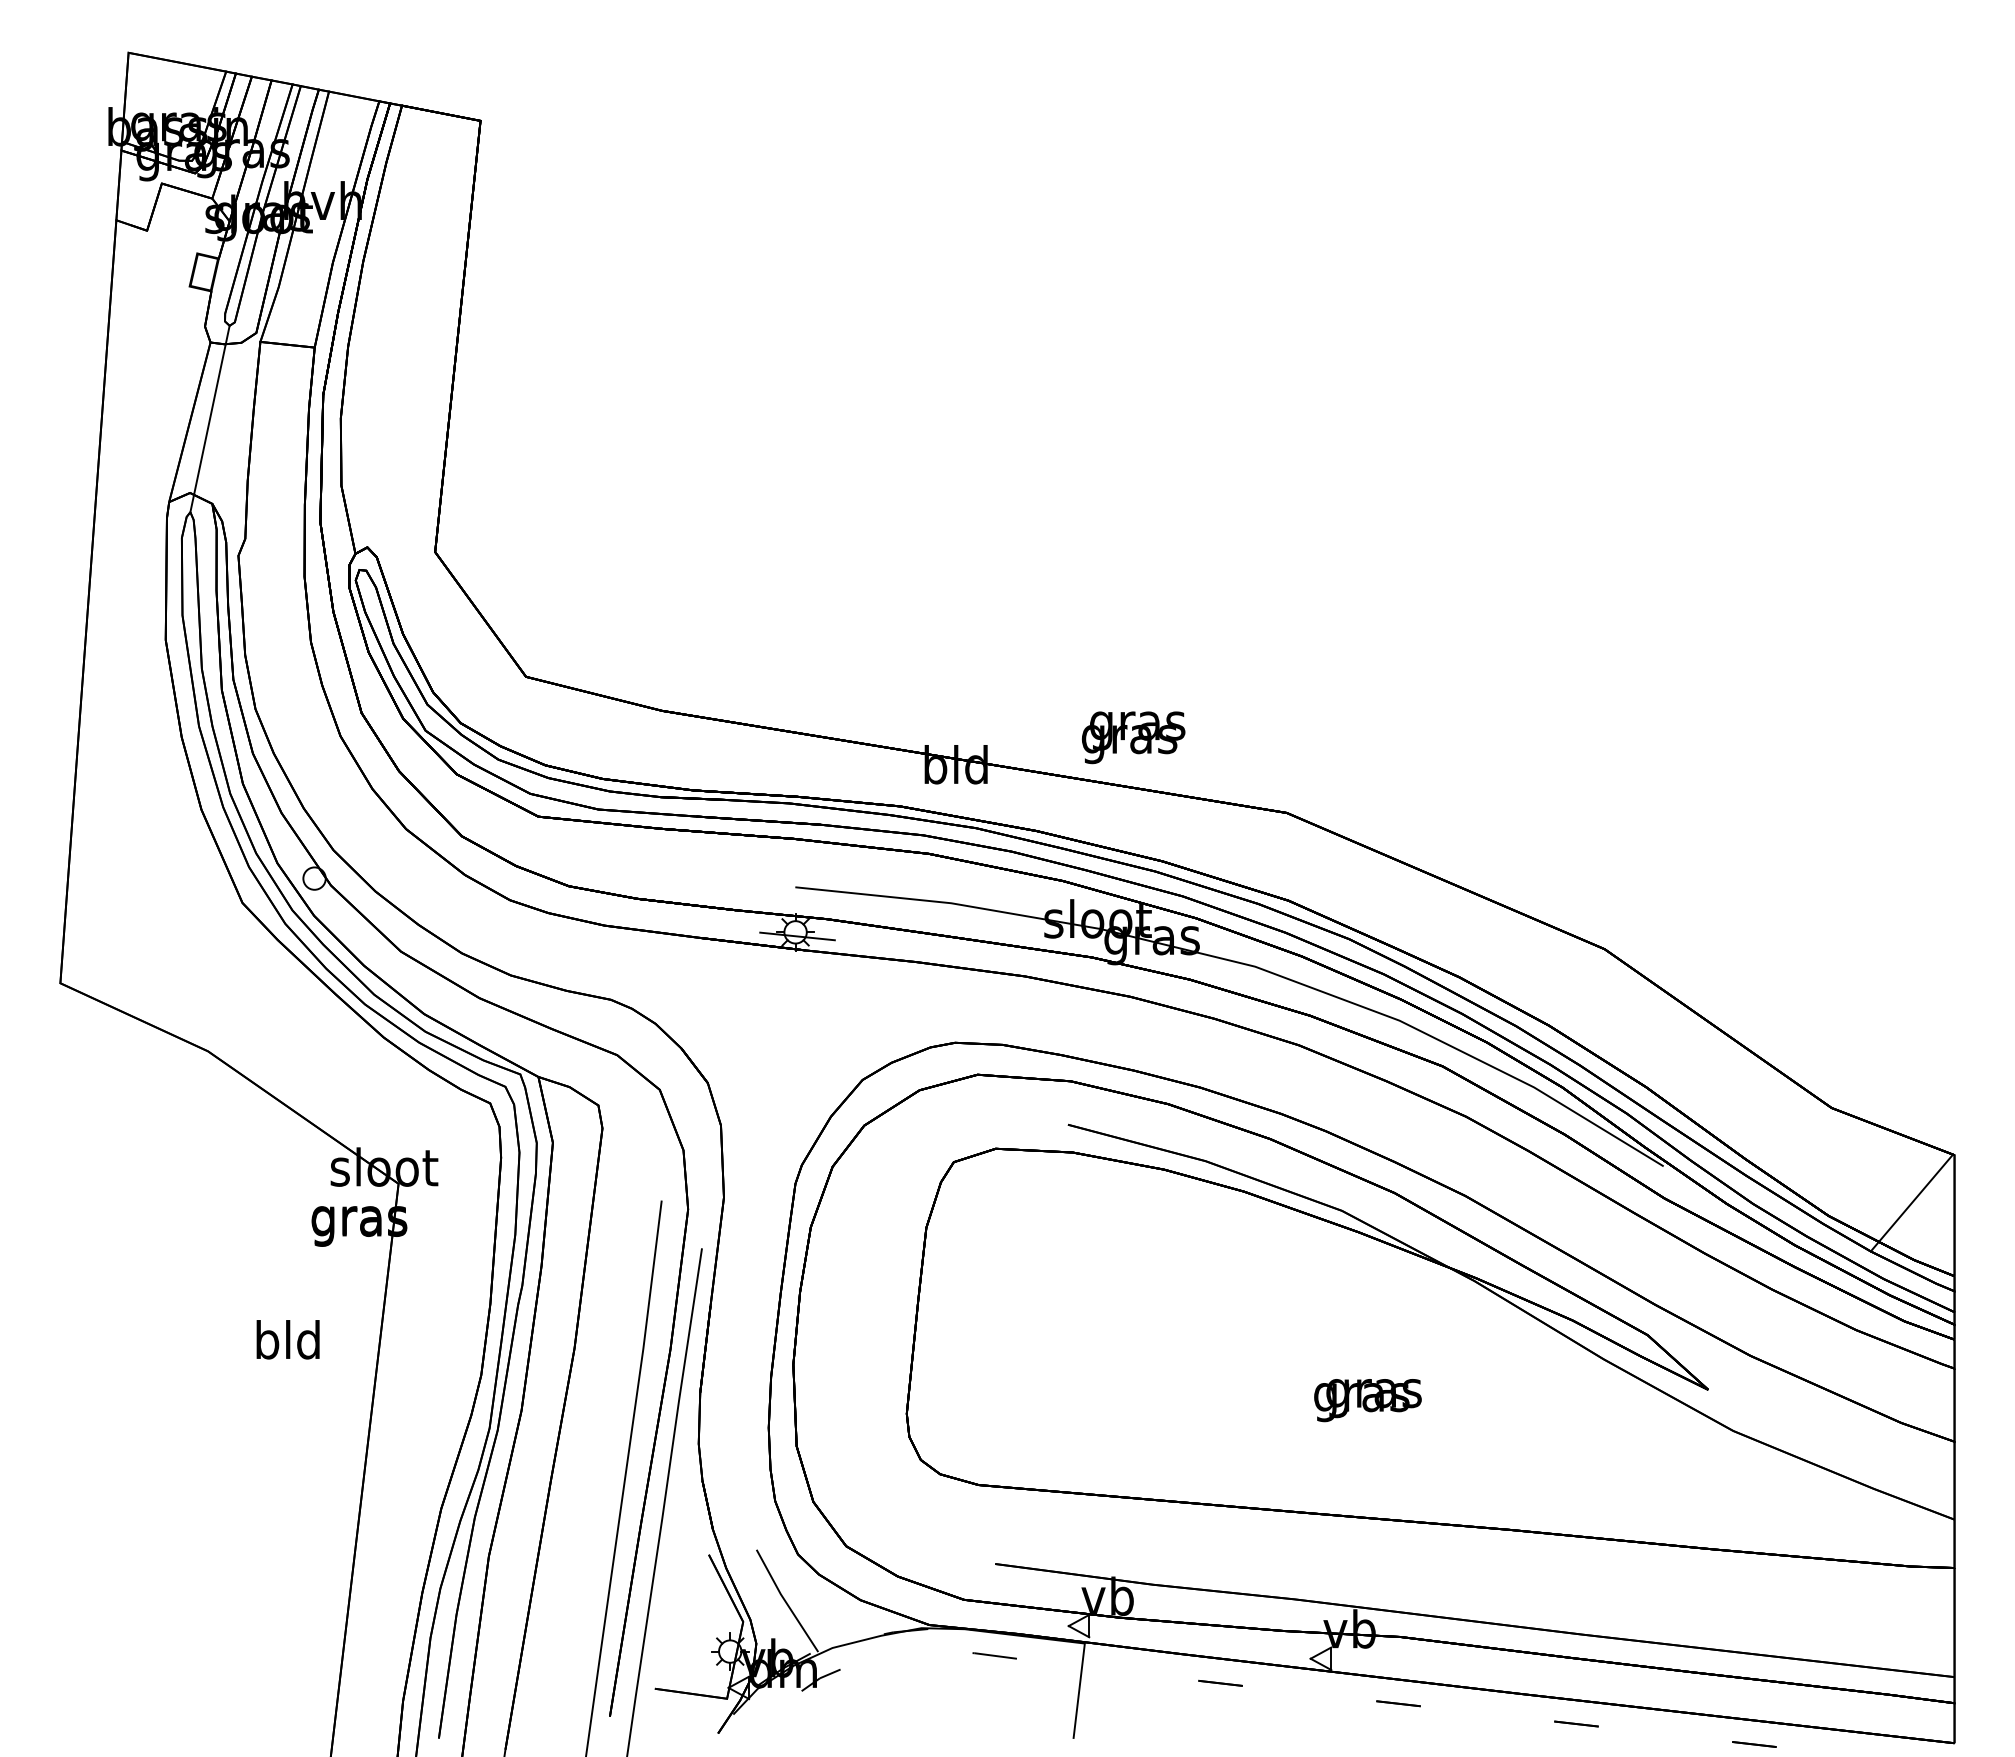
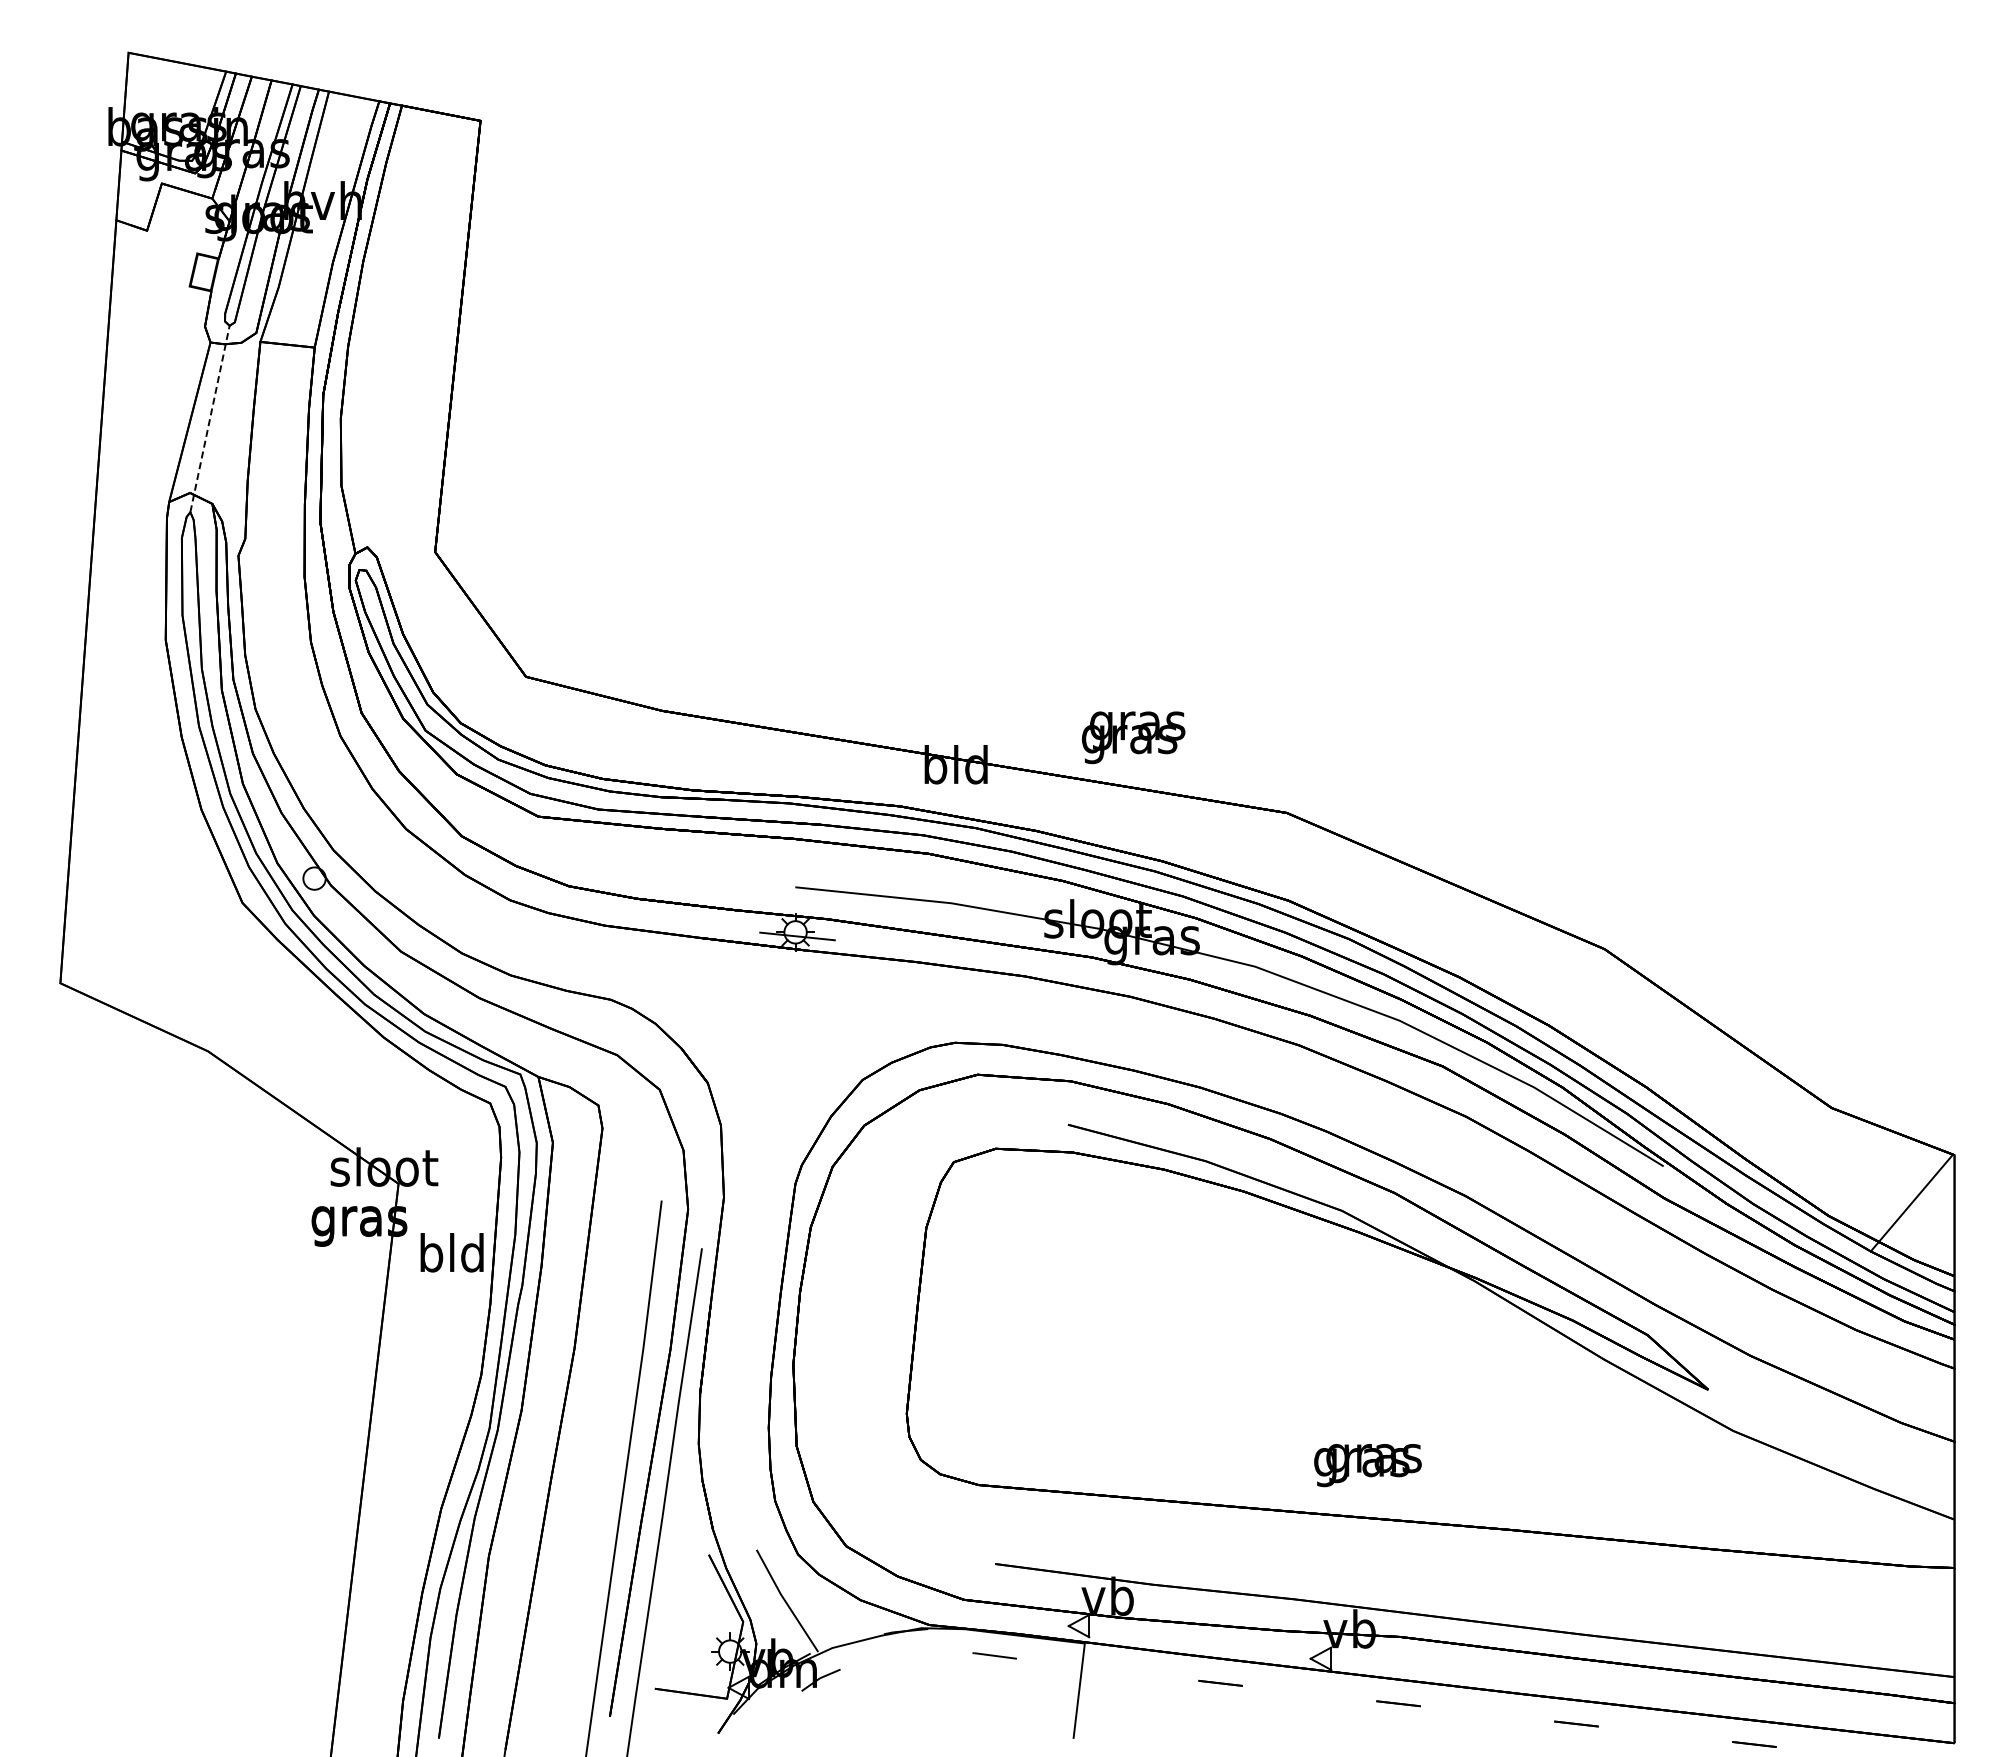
line: solid -> dashed (210, 418)
text position: (287, 1339) -> (451, 1252) (451, 1252)
text position: (1367, 1400) -> (1367, 1465) (1367, 1465)
